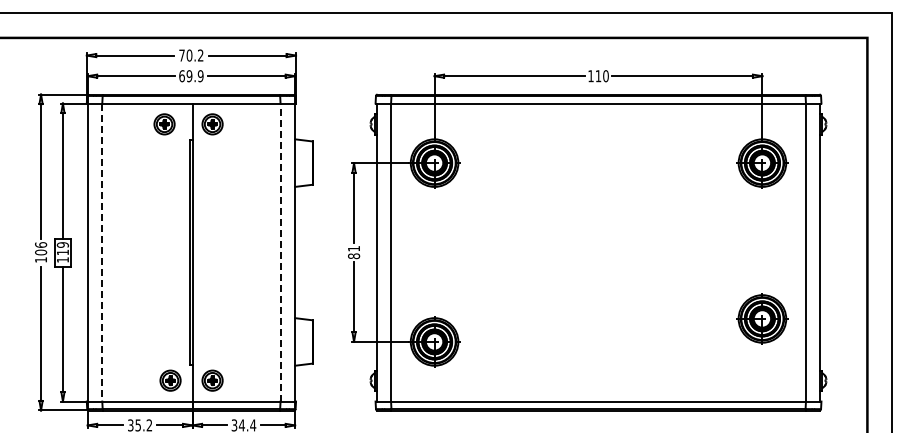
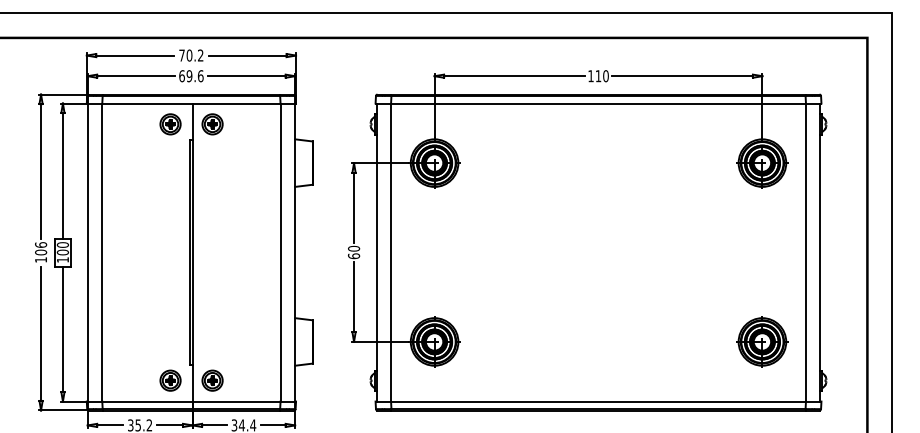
text: 69.9 -> 69.6 (200, 76)
part position: (164, 124) -> (170, 124) (170, 124)
text: 119 -> 100 (62, 248)
line: dashed -> solid (280, 252)
text: 81 -> 60 (354, 252)
line: dashed -> solid (102, 253)
part position: (762, 318) -> (762, 341) (762, 341)
